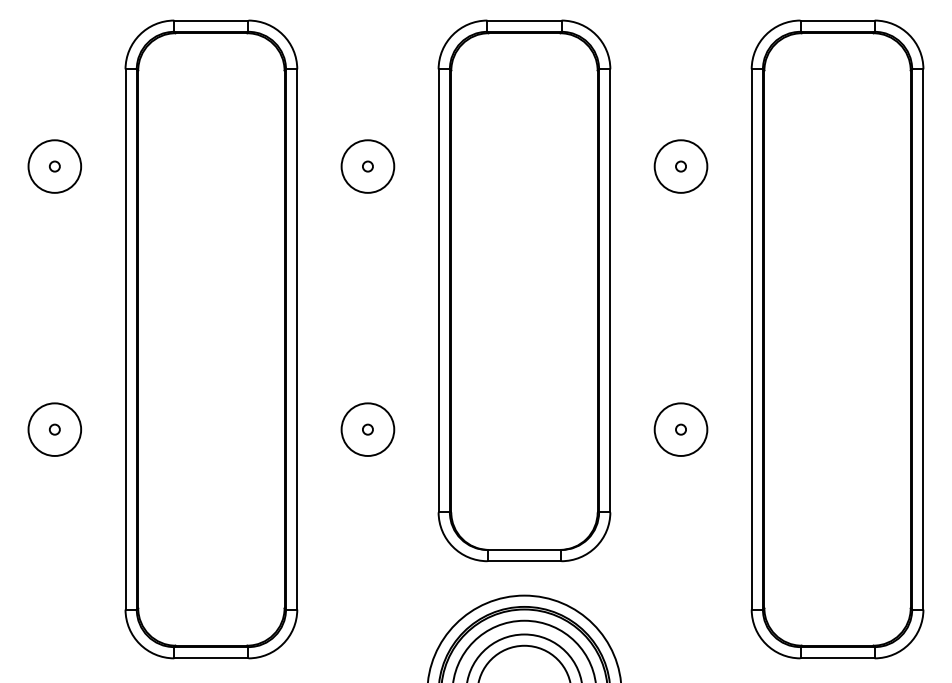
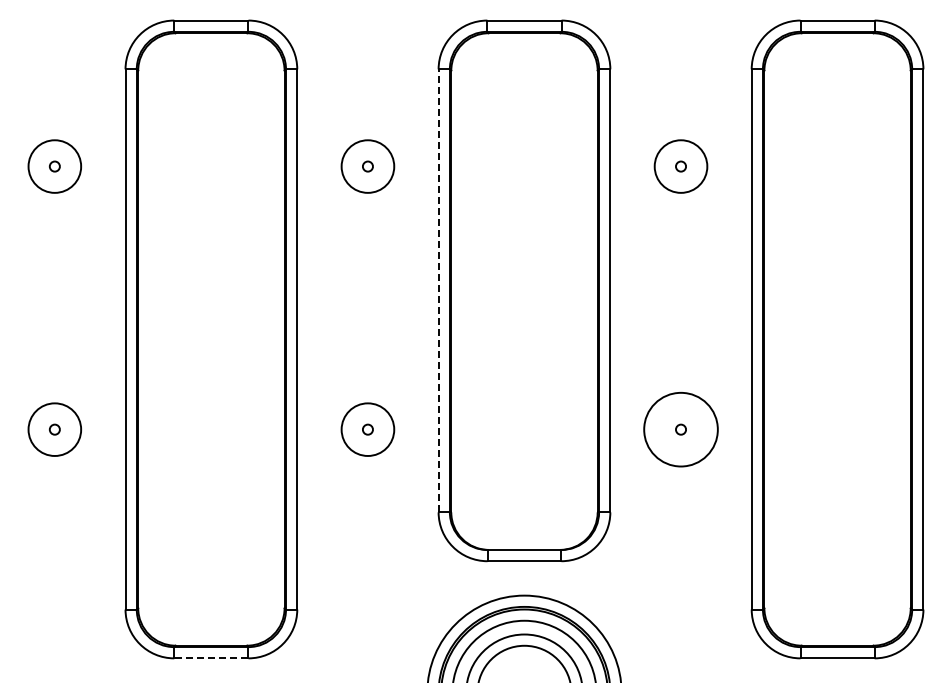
line: solid -> dashed (438, 290)
circle diameter: 53 px -> 74 px (680, 429)
line: solid -> dashed (210, 658)
